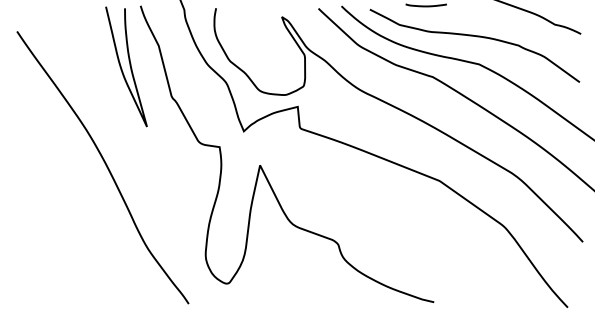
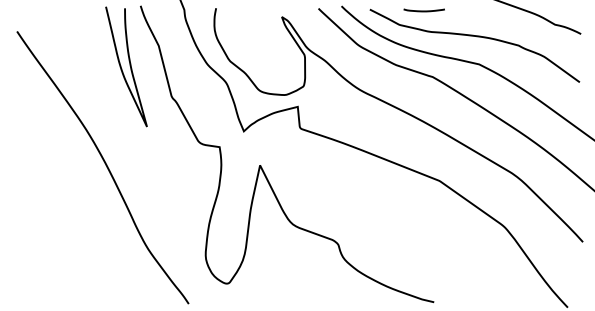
curve position: (425, 5) -> (423, 10) (423, 10)
